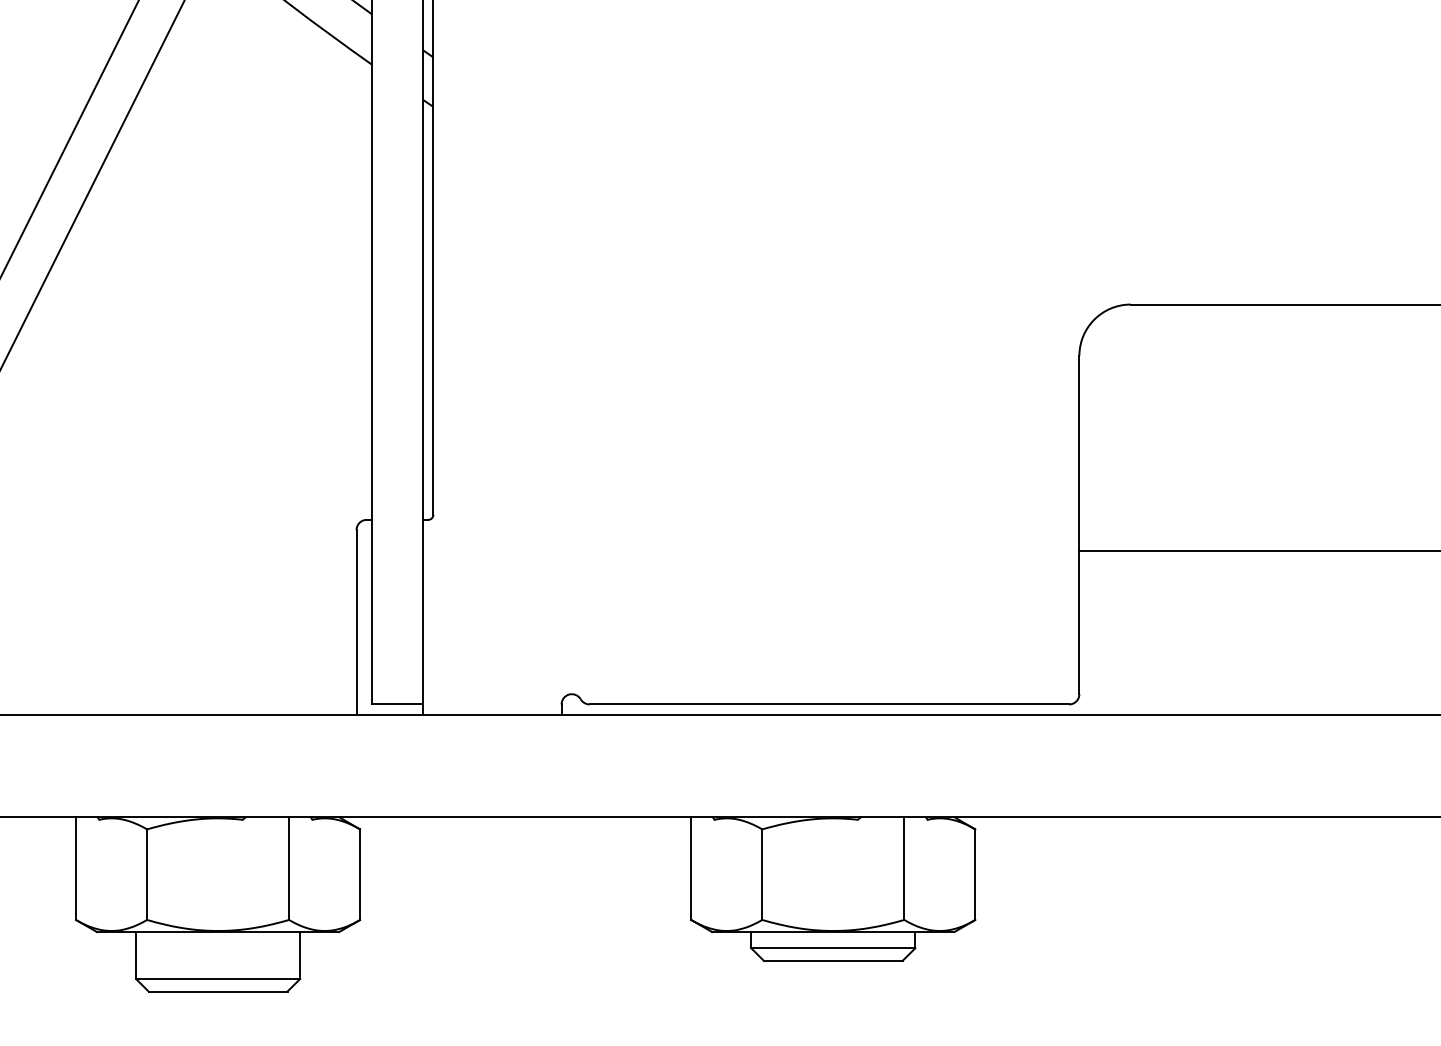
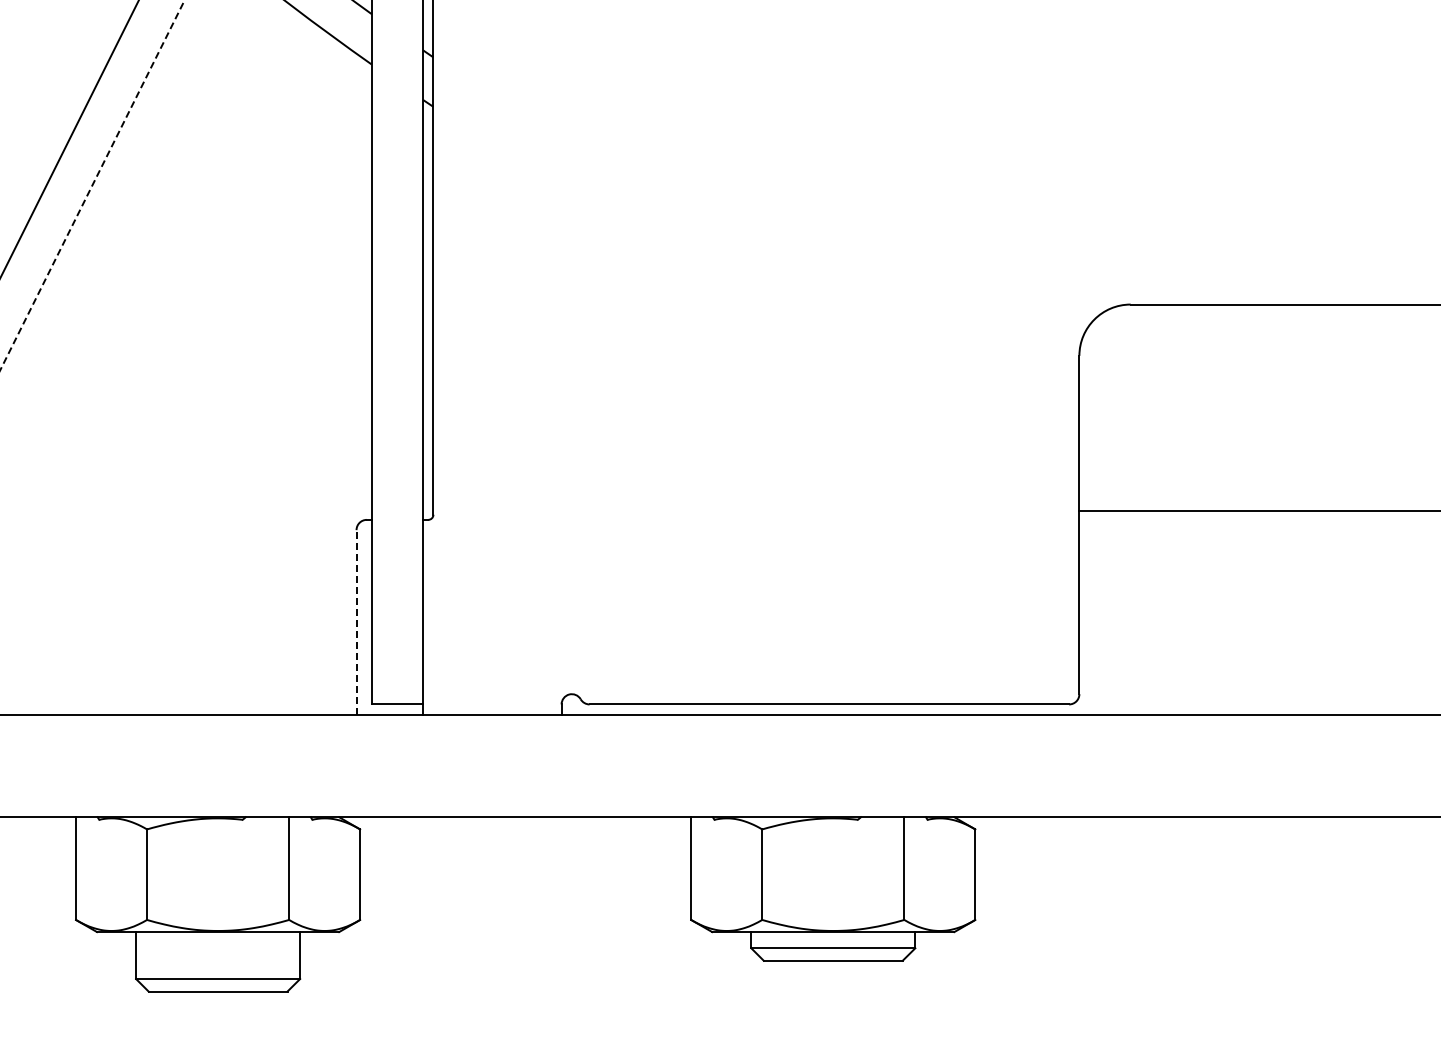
line: solid -> dashed (92, 185)
line position: (1258, 550) -> (1258, 510) (1258, 510)
line: solid -> dashed (356, 621)
